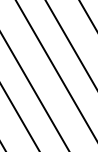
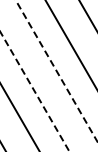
line: solid -> dashed (56, 71)
line: solid -> dashed (34, 91)
